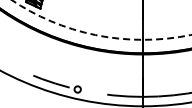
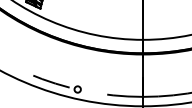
circle: dashed -> solid (101, 19)
